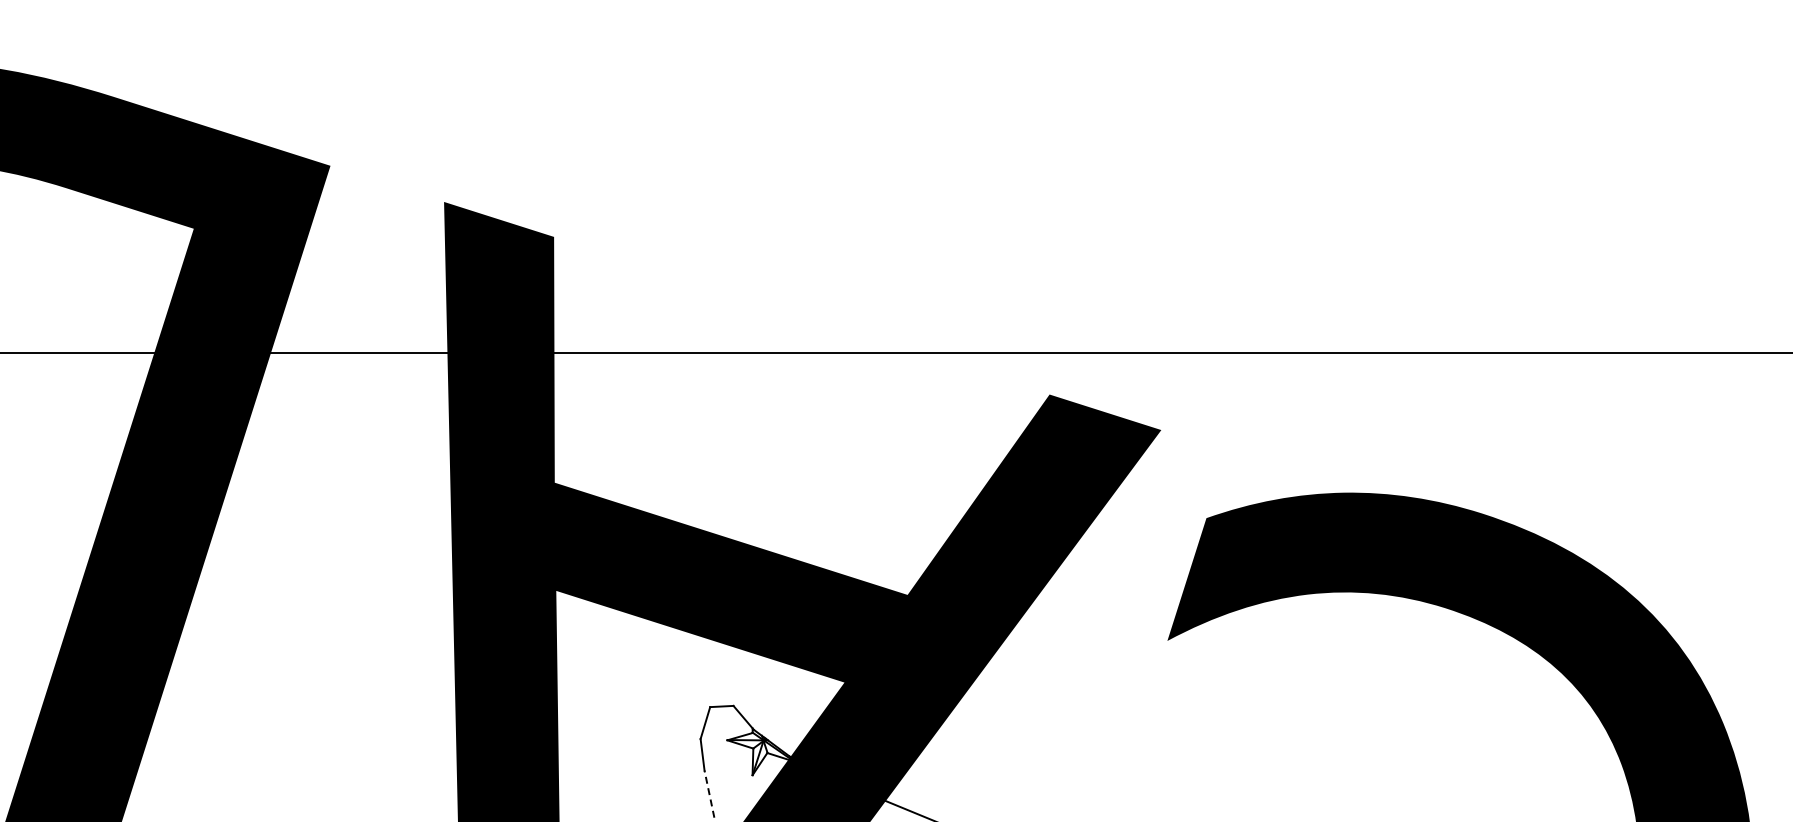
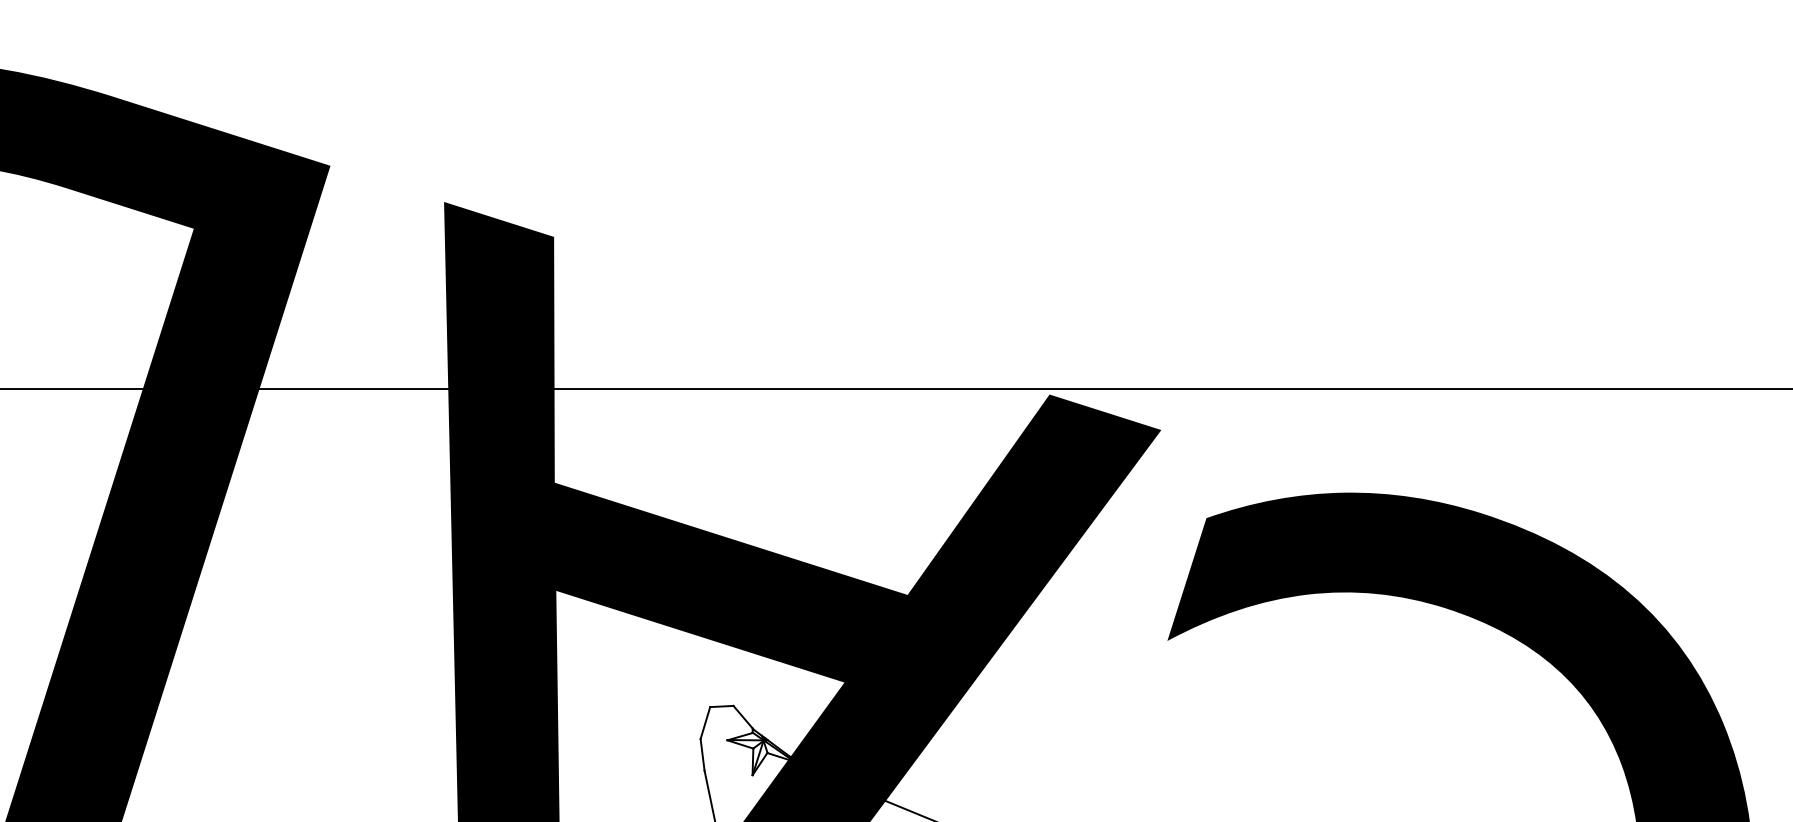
line position: (895, 352) -> (895, 388) (895, 388)
line: dashed -> solid (709, 795)
